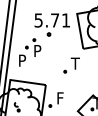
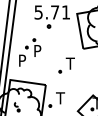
part position: (51, 24) -> (51, 16) (51, 16)
part position: (71, 65) -> (66, 65) (66, 65)
text: F -> T (60, 98)
